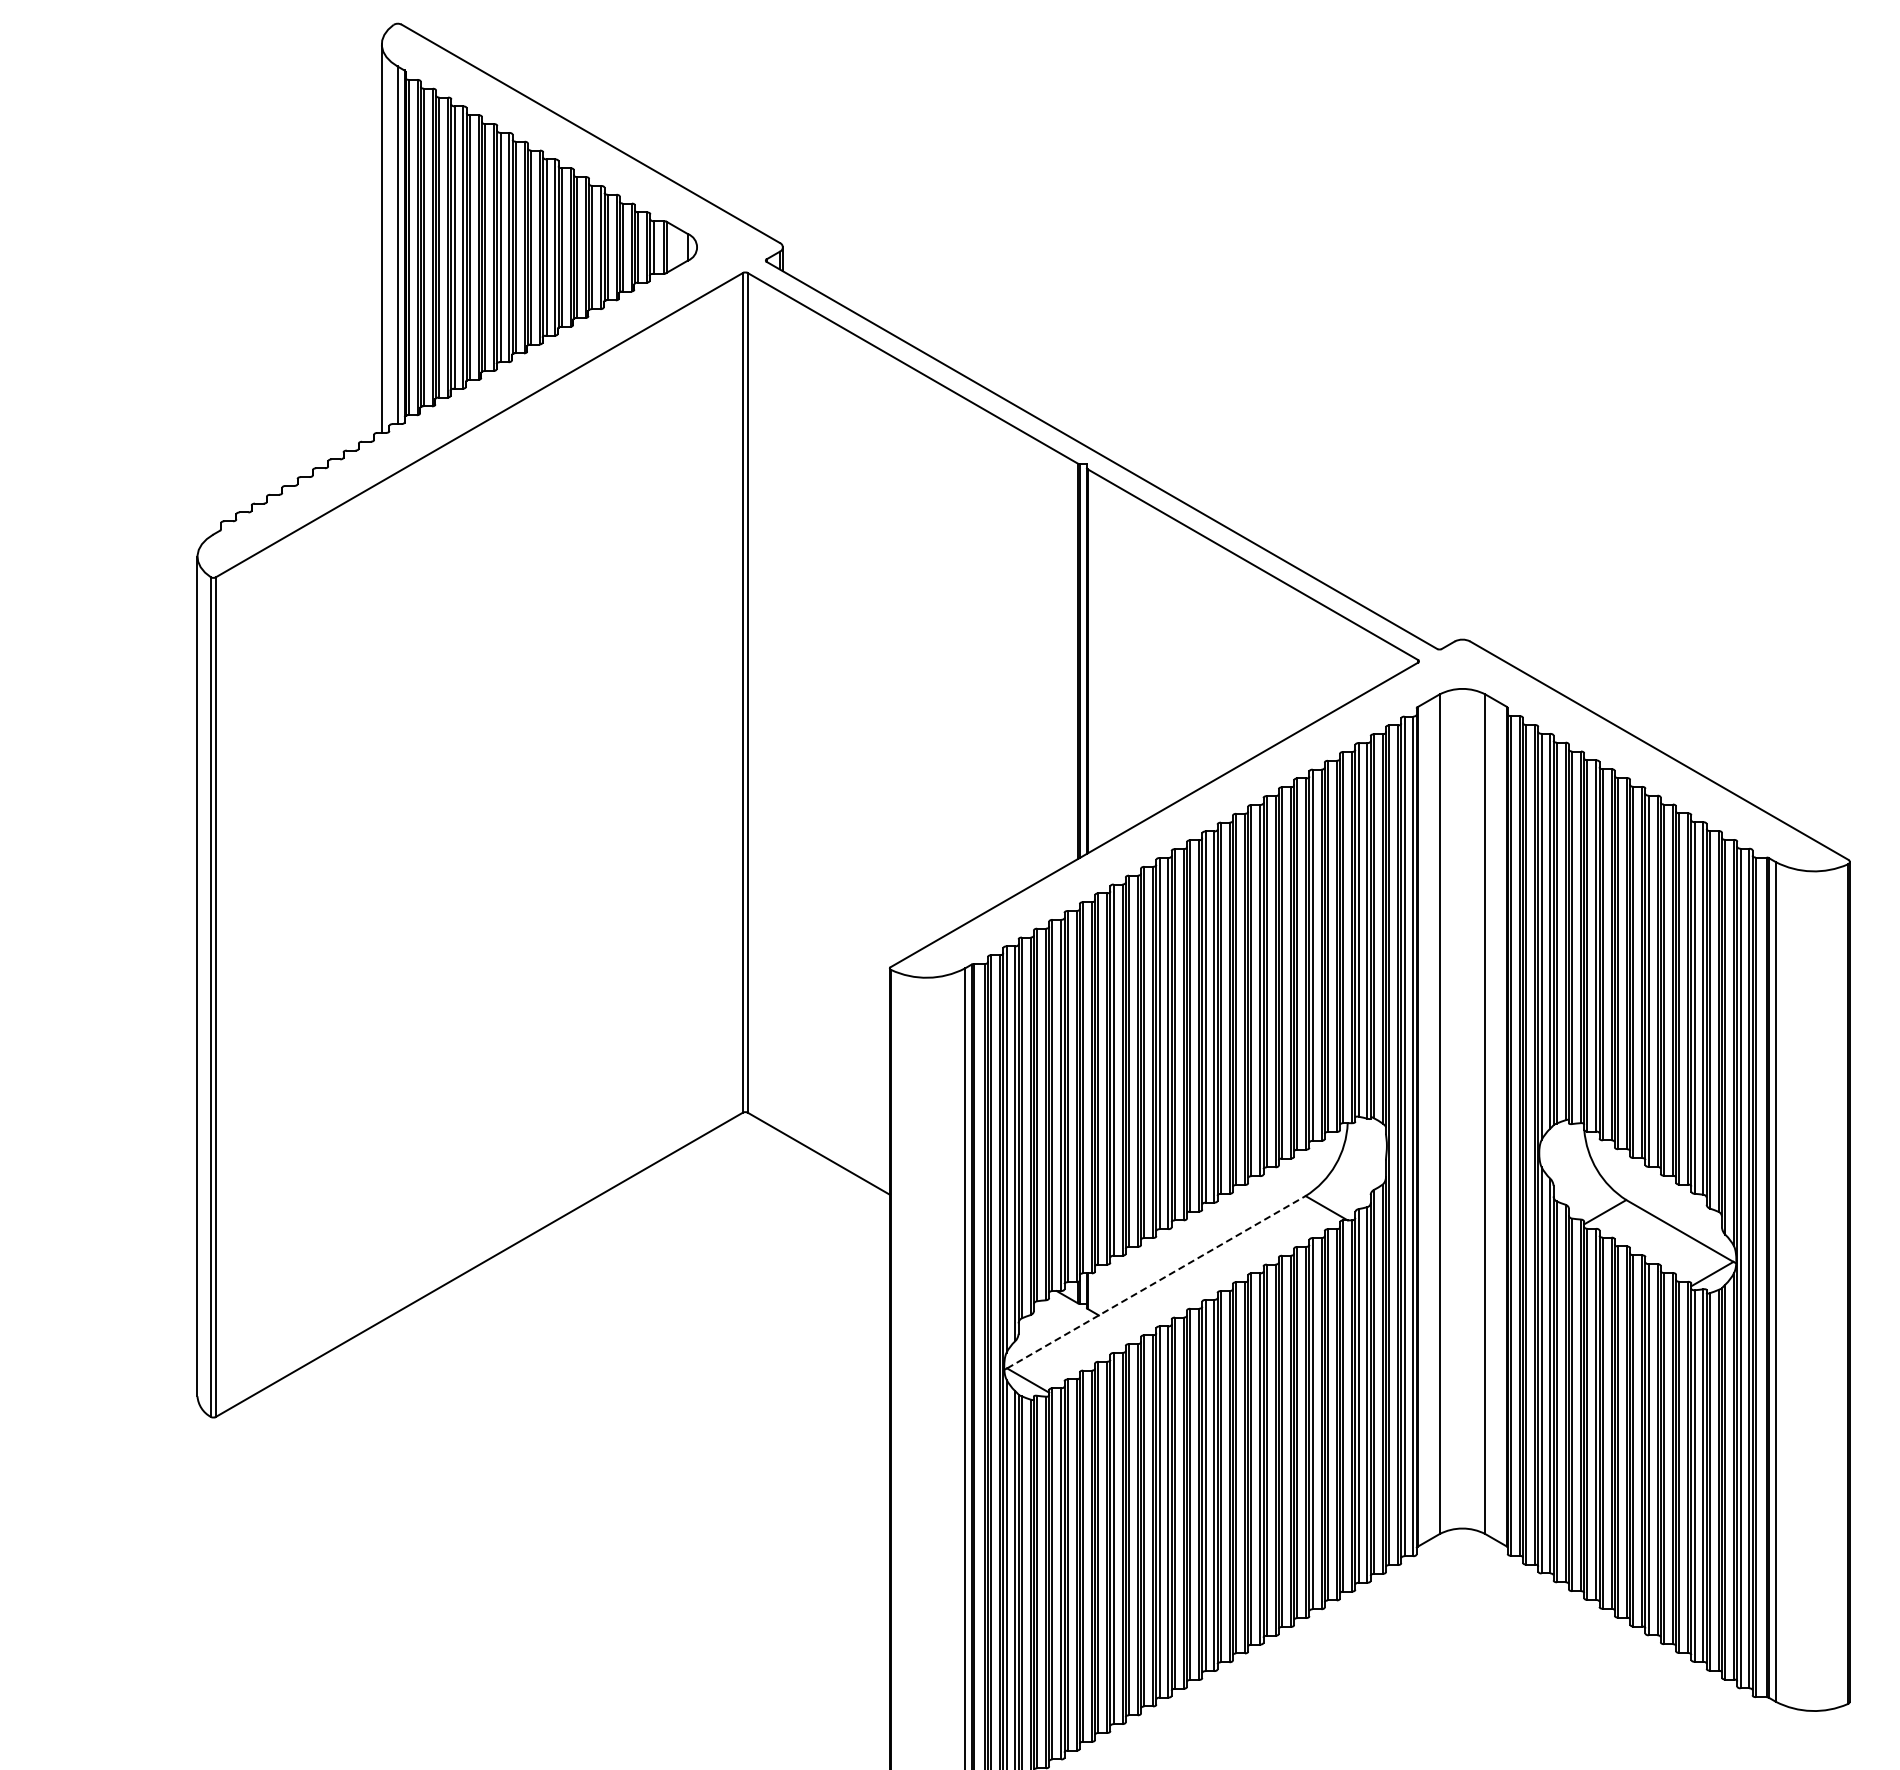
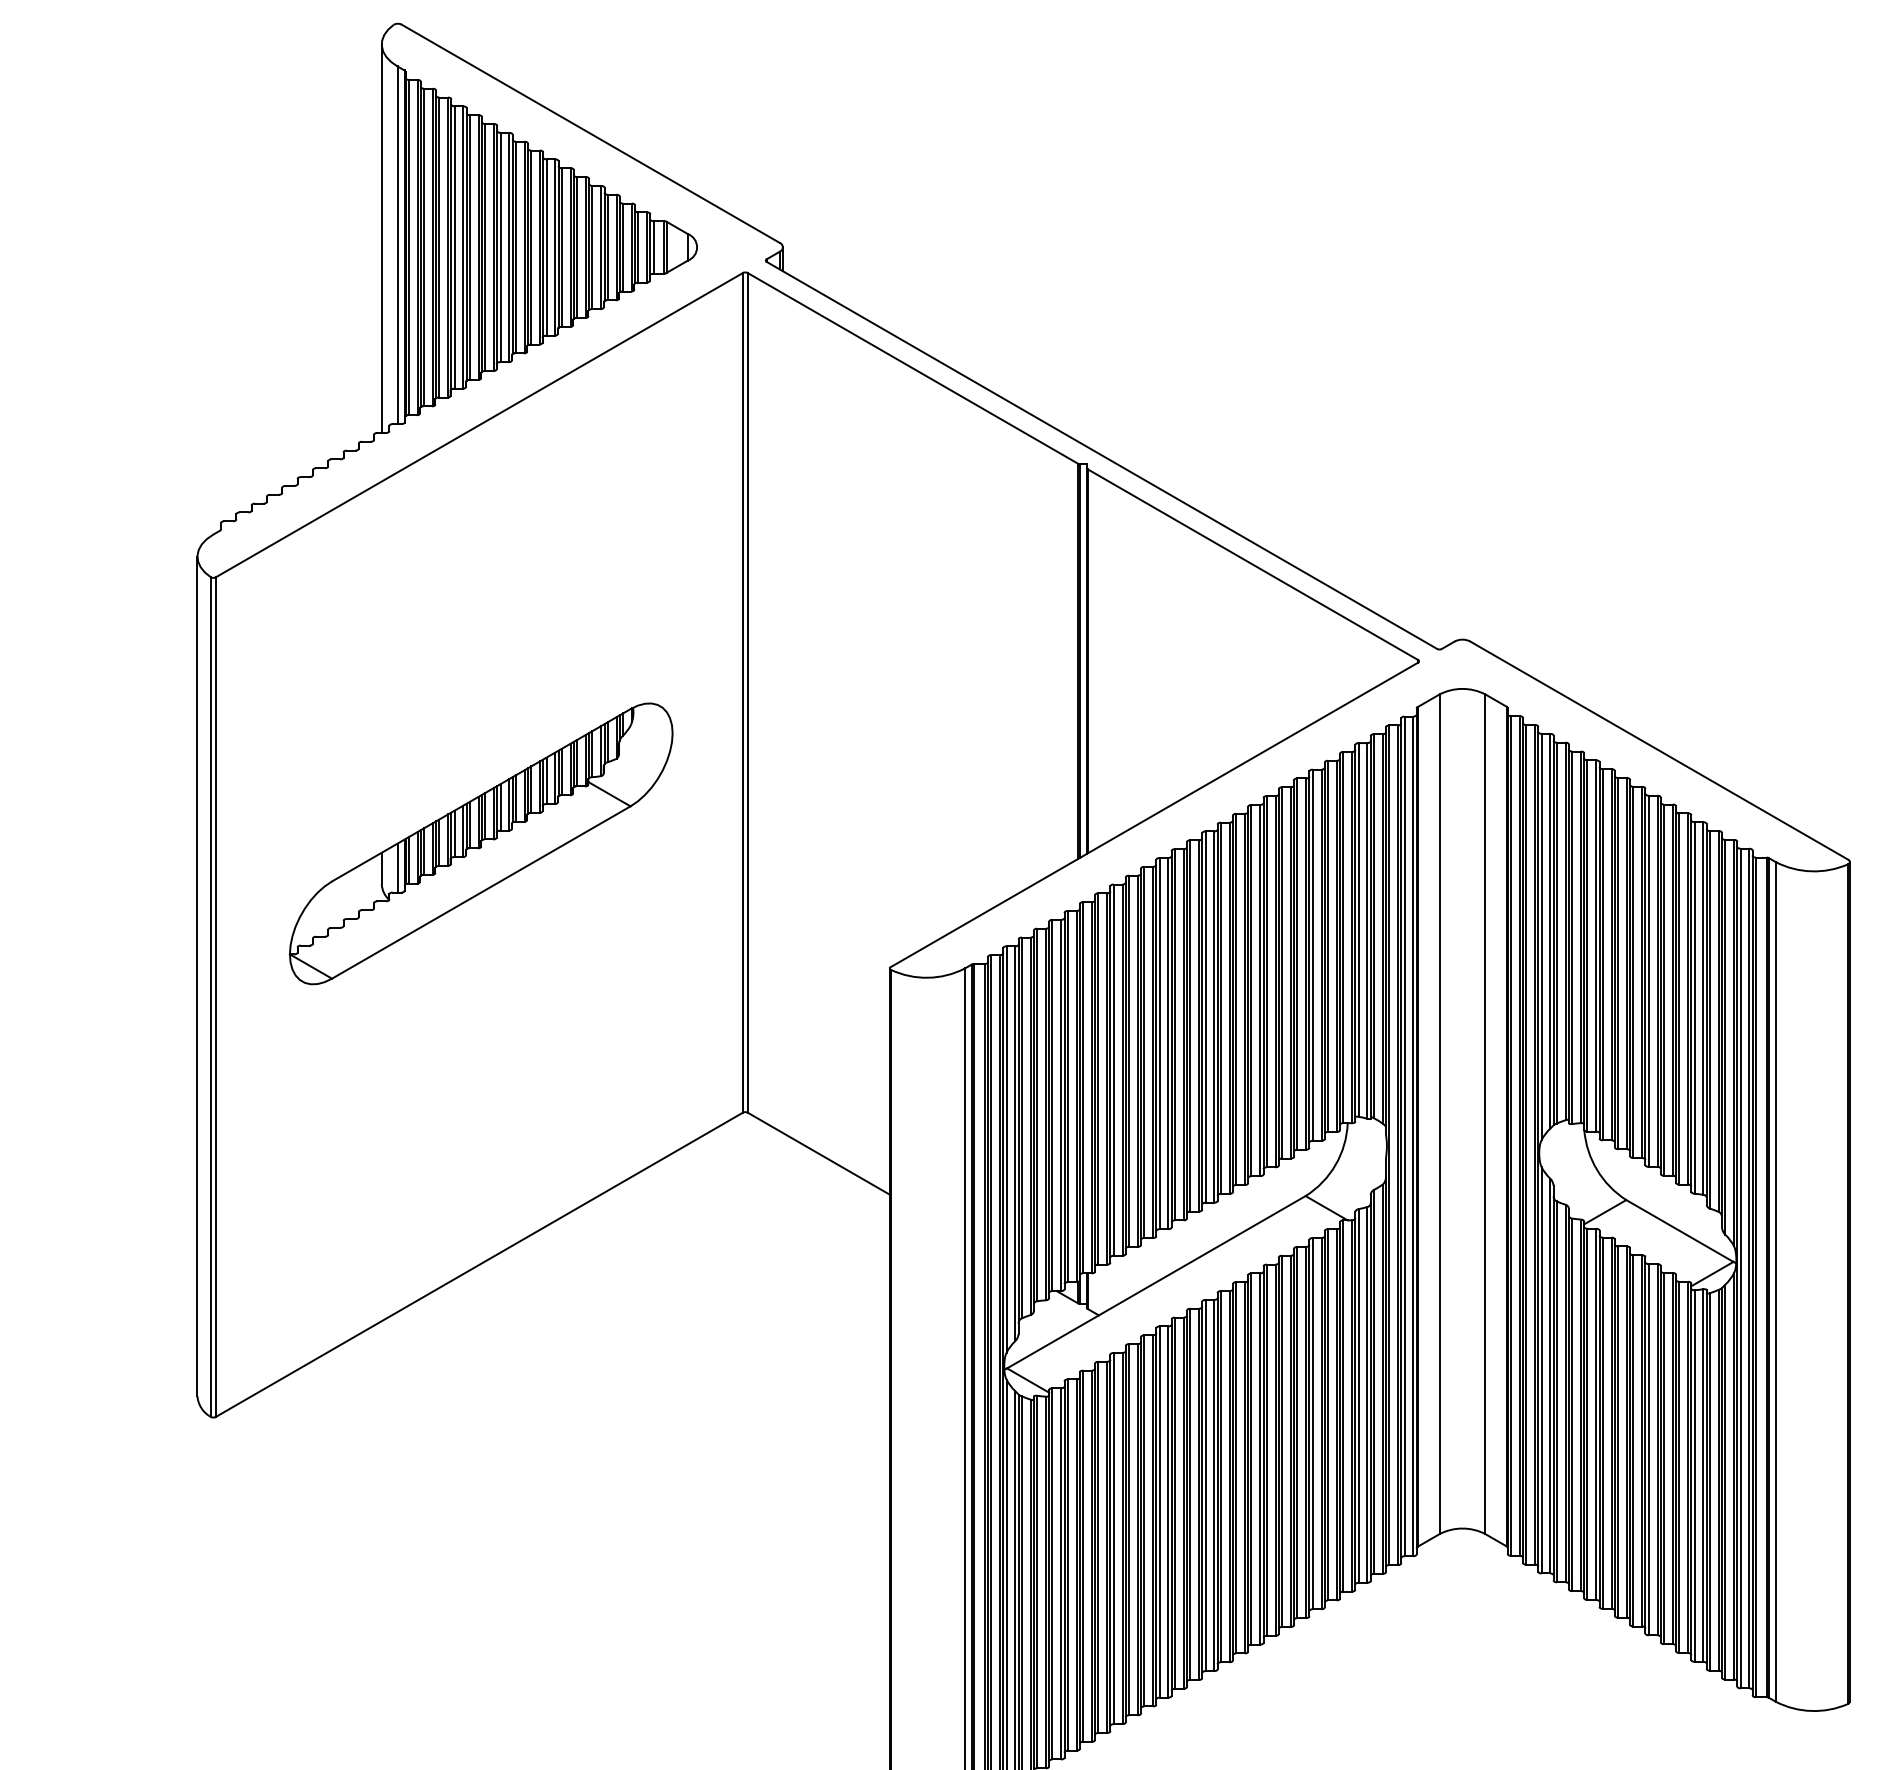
part: none -> present (480, 843)
line: dashed -> solid (1156, 1281)
